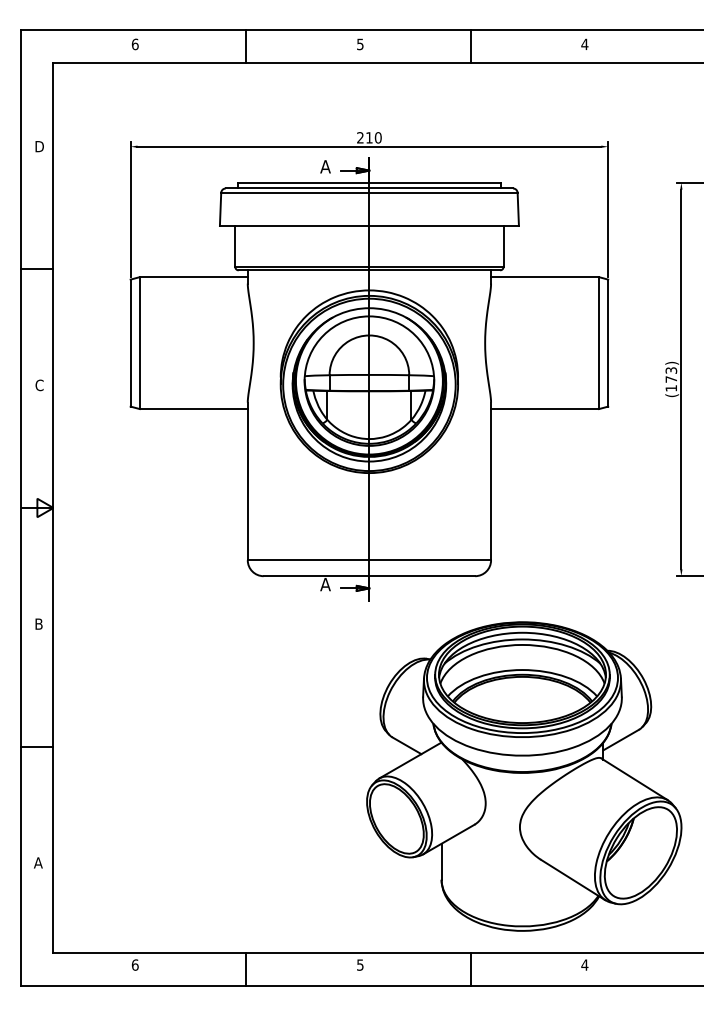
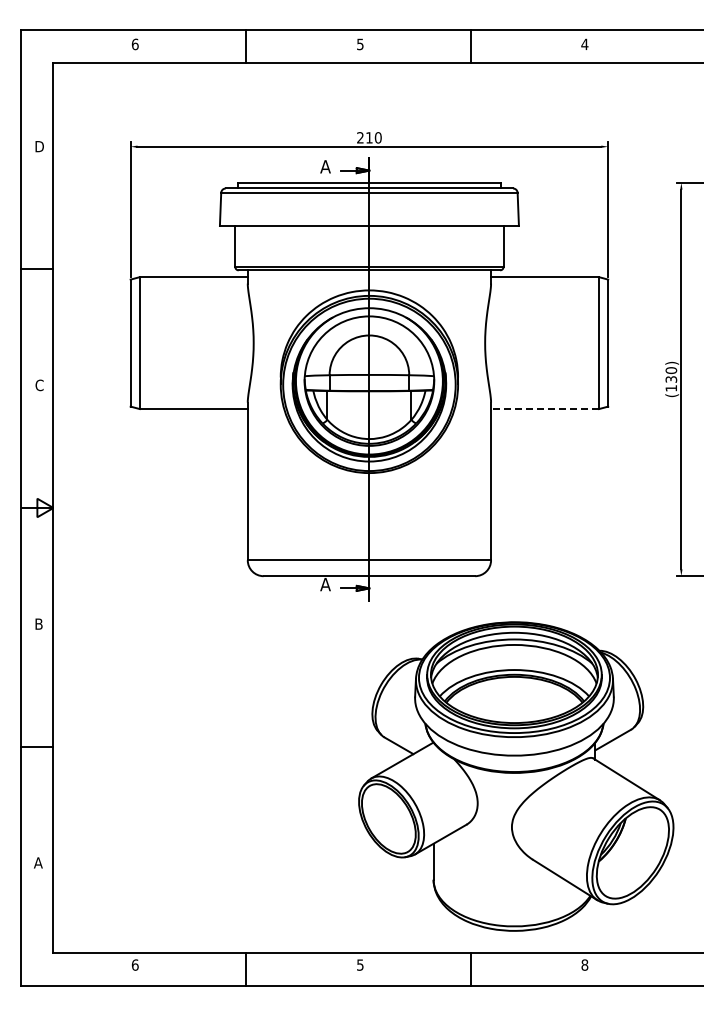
text: (173) -> (130) (671, 374)
line: solid -> dashed (544, 409)
part position: (524, 776) -> (516, 776) (516, 776)
text: 4 -> 8 (584, 964)
